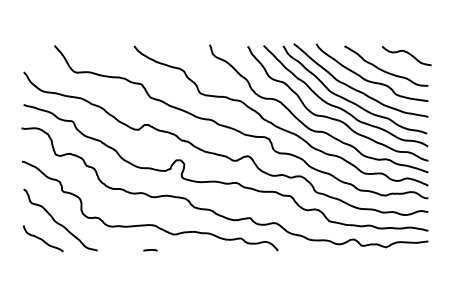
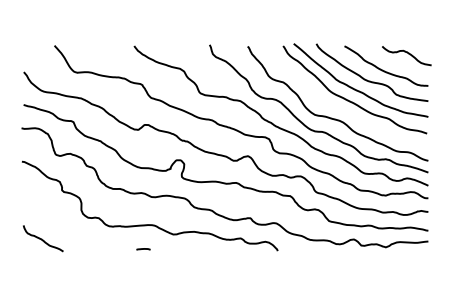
curve: present -> none (340, 107)
curve: present -> none (57, 221)
line position: (150, 250) -> (143, 249) (143, 249)
